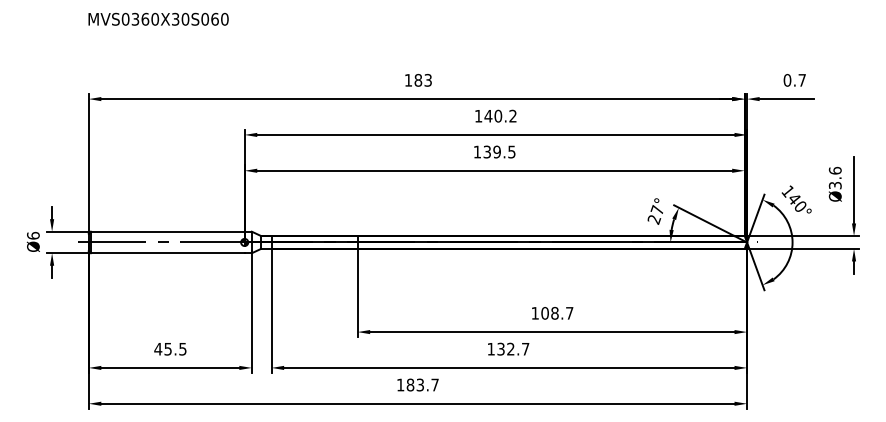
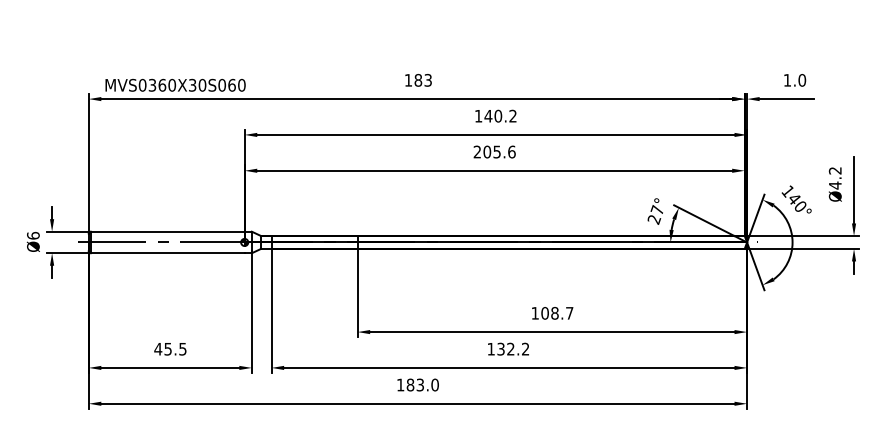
text position: (158, 18) -> (175, 84) (175, 84)
text: 0.7 -> 1.0 (794, 80)
text: 139.5 -> 205.6 (494, 151)
text: Ø3.6 -> Ø4.2 (834, 177)
text: 132.7 -> 132.2 (525, 348)
text: 183.7 -> 183.0 (434, 384)
